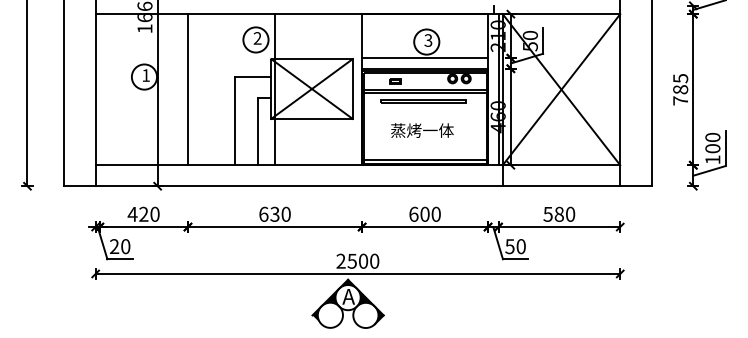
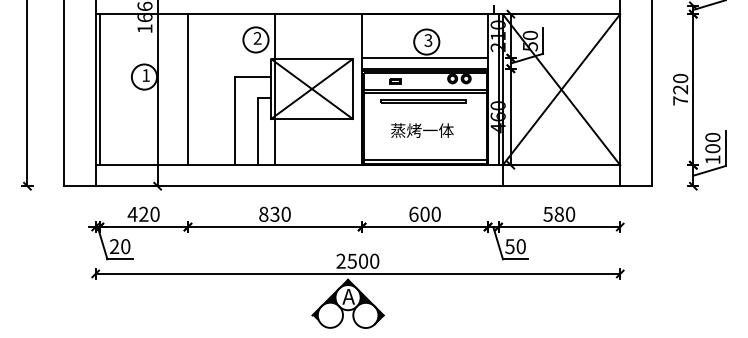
text: 785 -> 720 (680, 84)
line: none -> present (99, 89)
text: 630 -> 830 (263, 213)
